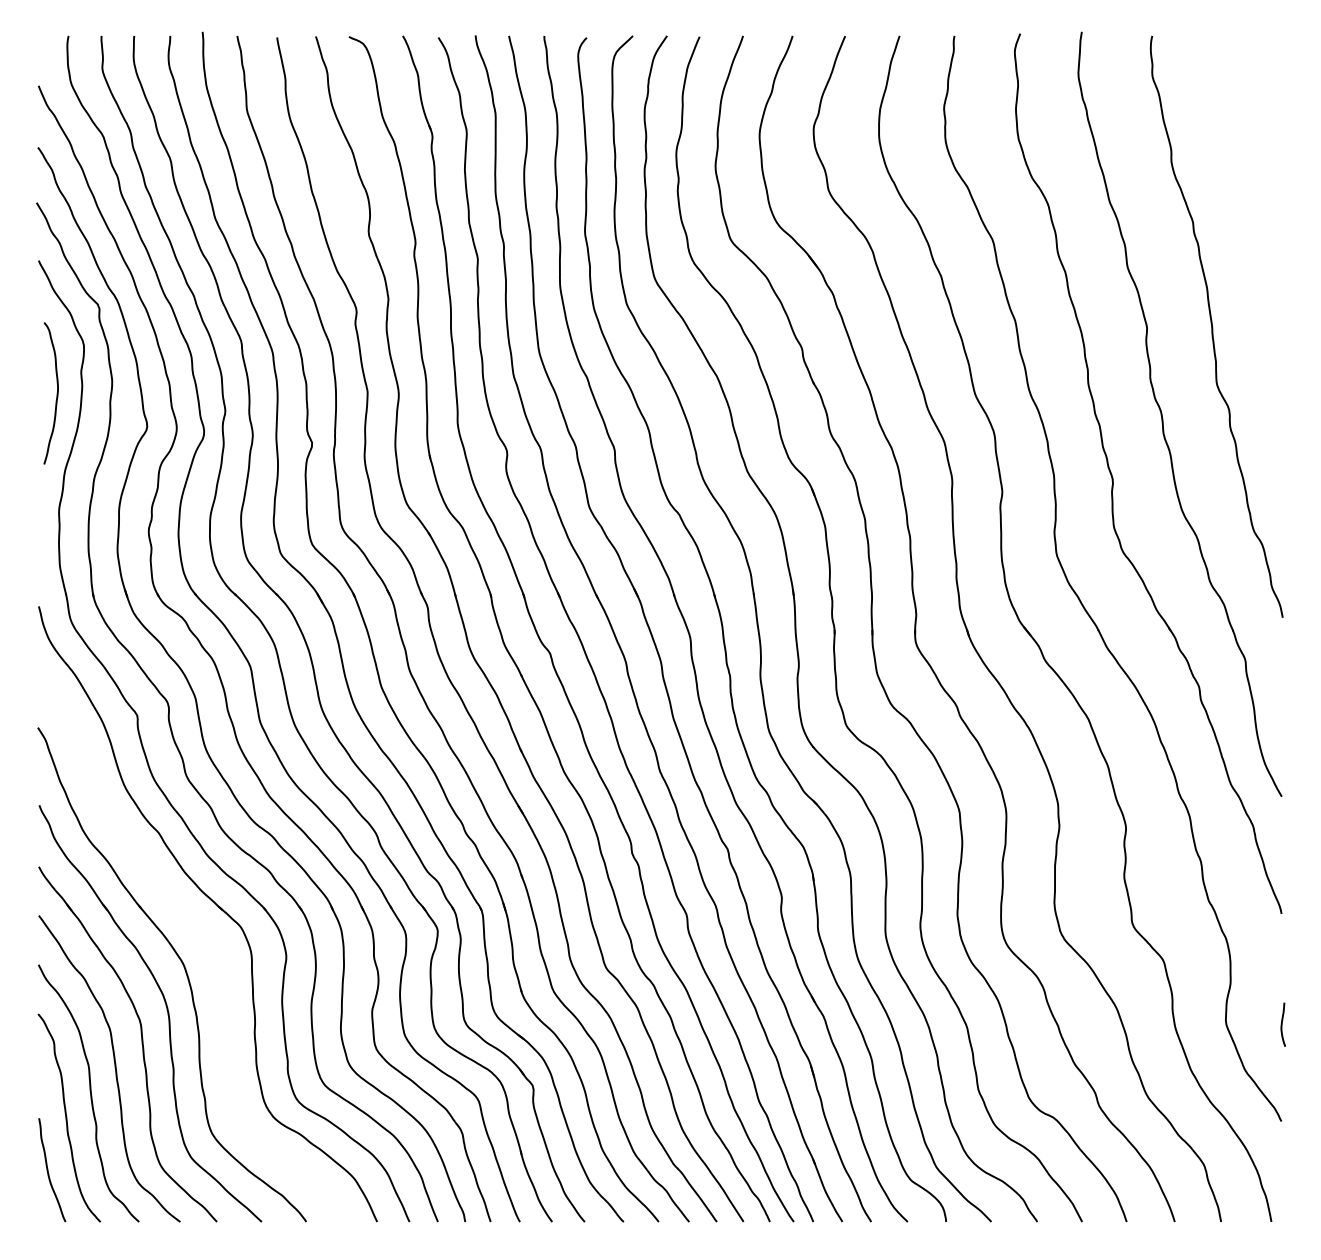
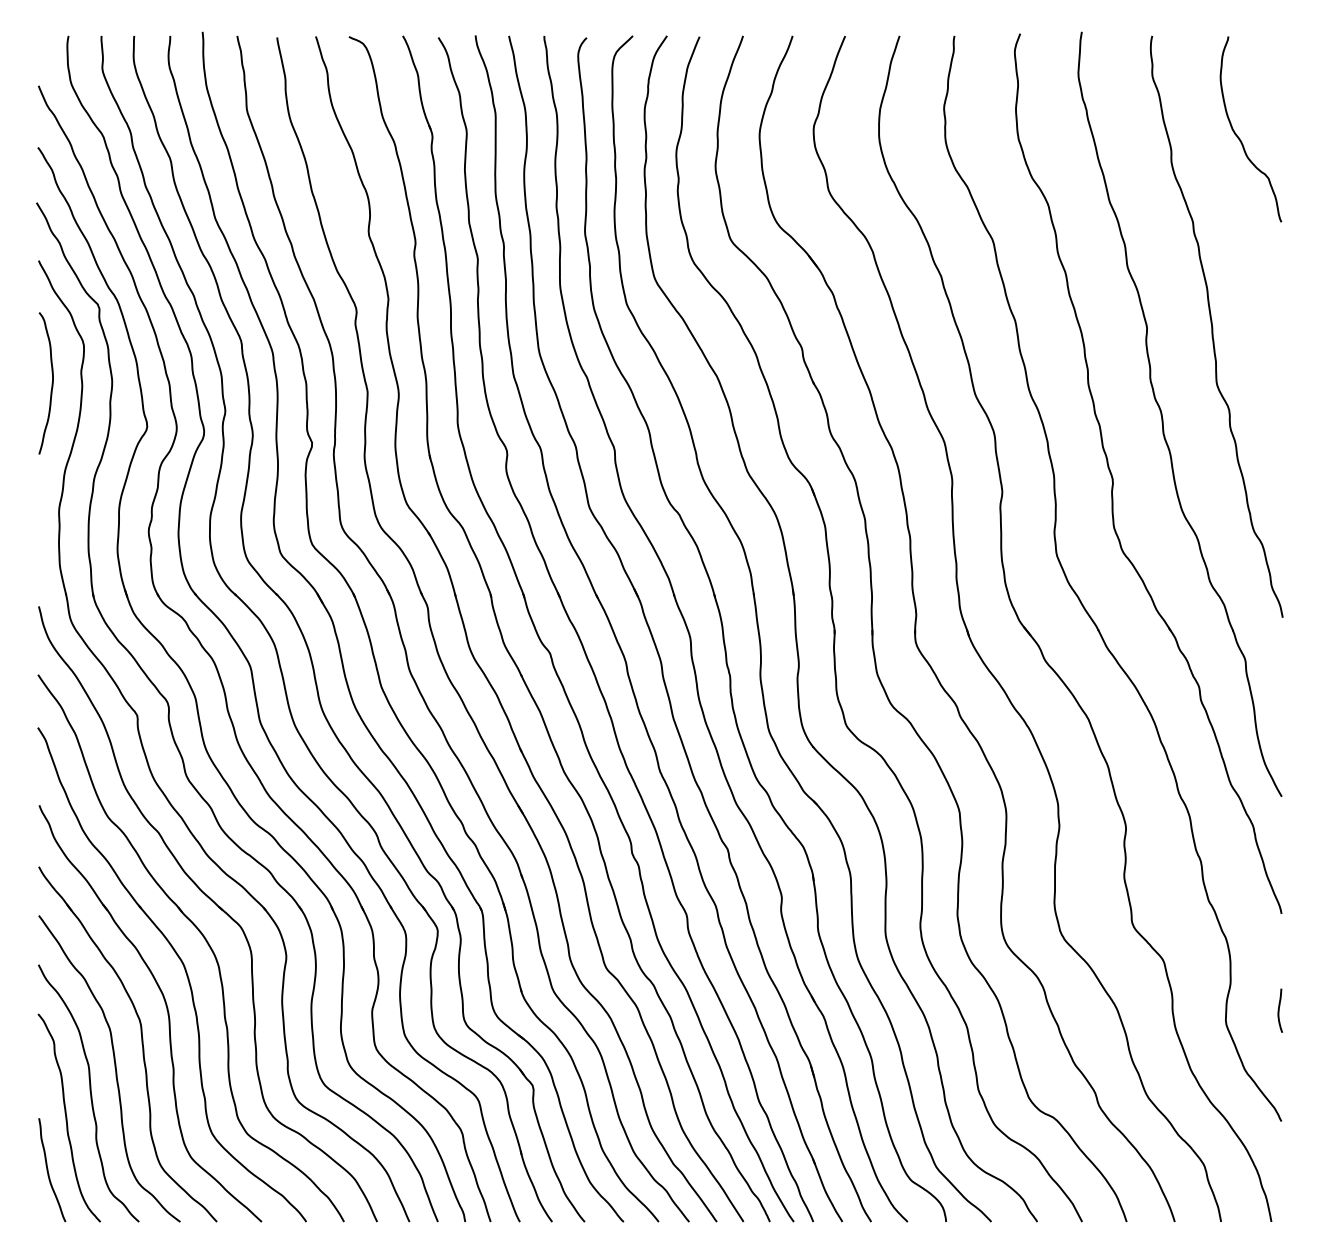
curve: none -> present (1240, 138)
curve position: (56, 393) -> (51, 383) (51, 383)
part: none -> present (205, 941)
curve position: (1282, 1024) -> (1279, 1010) (1279, 1010)
